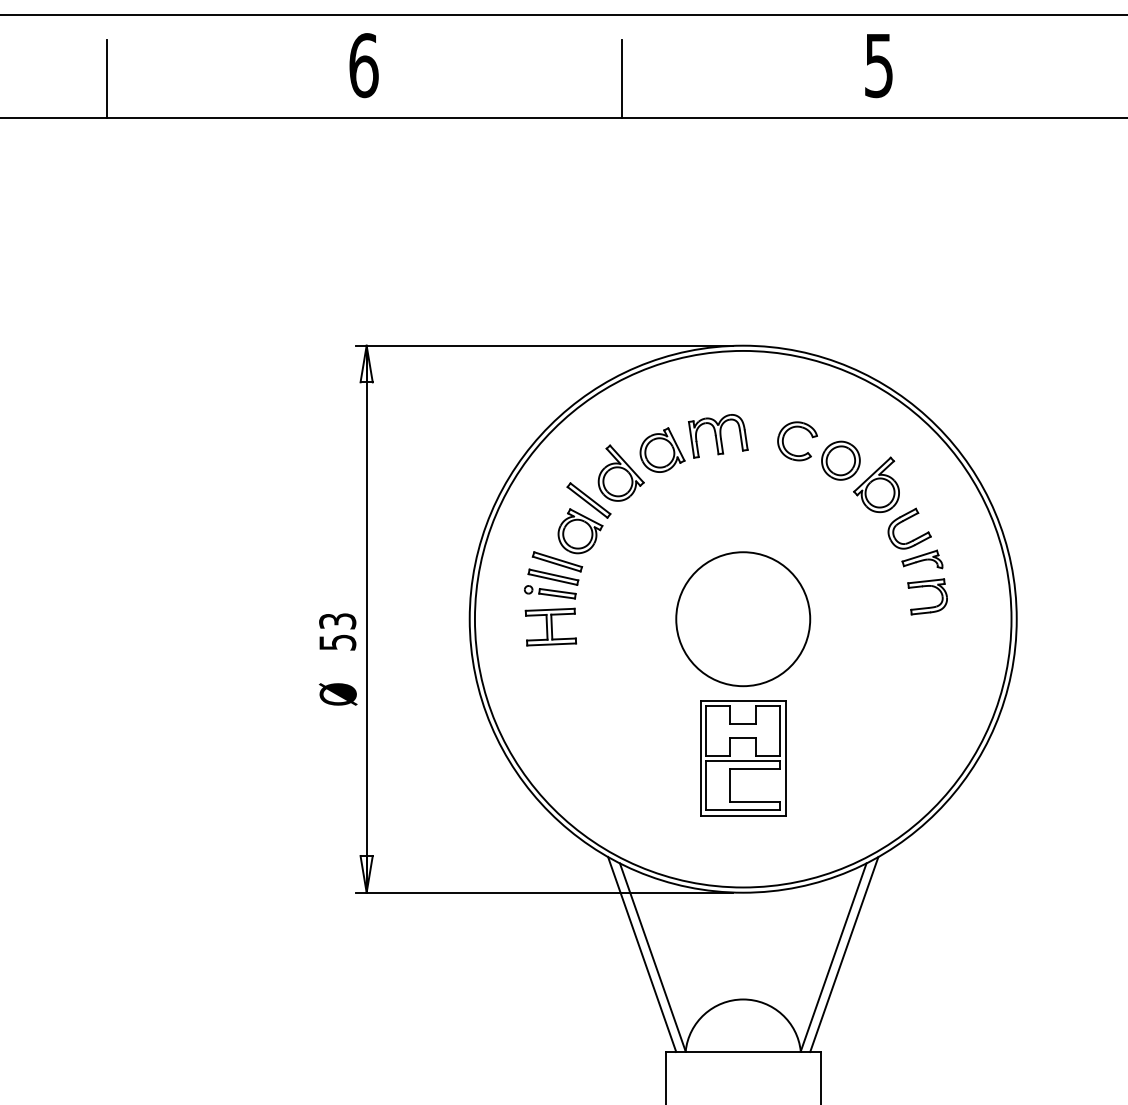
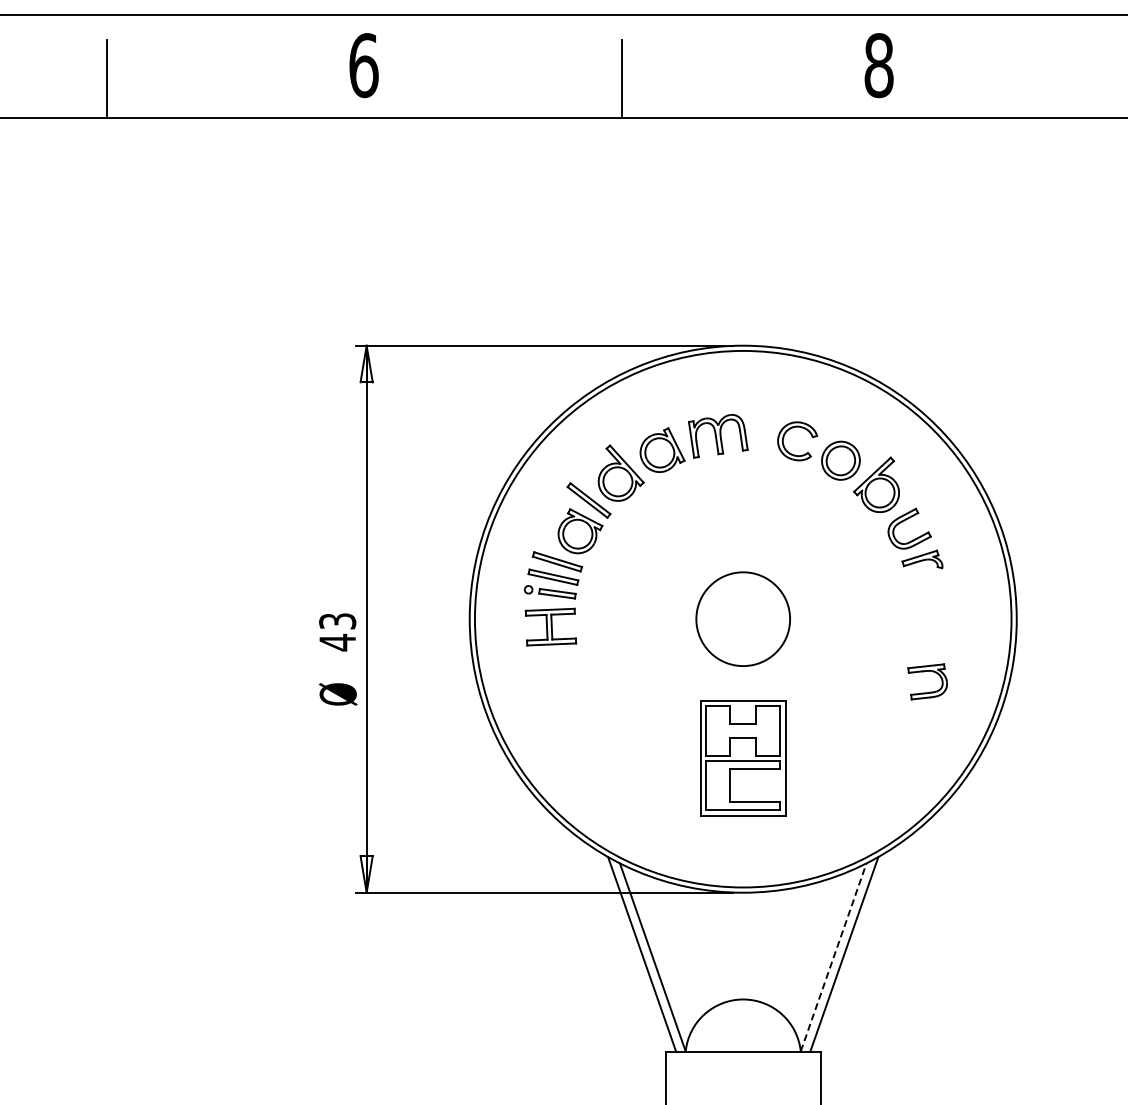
text: 5 -> 8 (878, 65)
part position: (924, 587) -> (924, 672) (924, 672)
circle diameter: 134 px -> 94 px (743, 619)
text: 53 -> 43 (337, 642)
line: solid -> dashed (833, 957)
